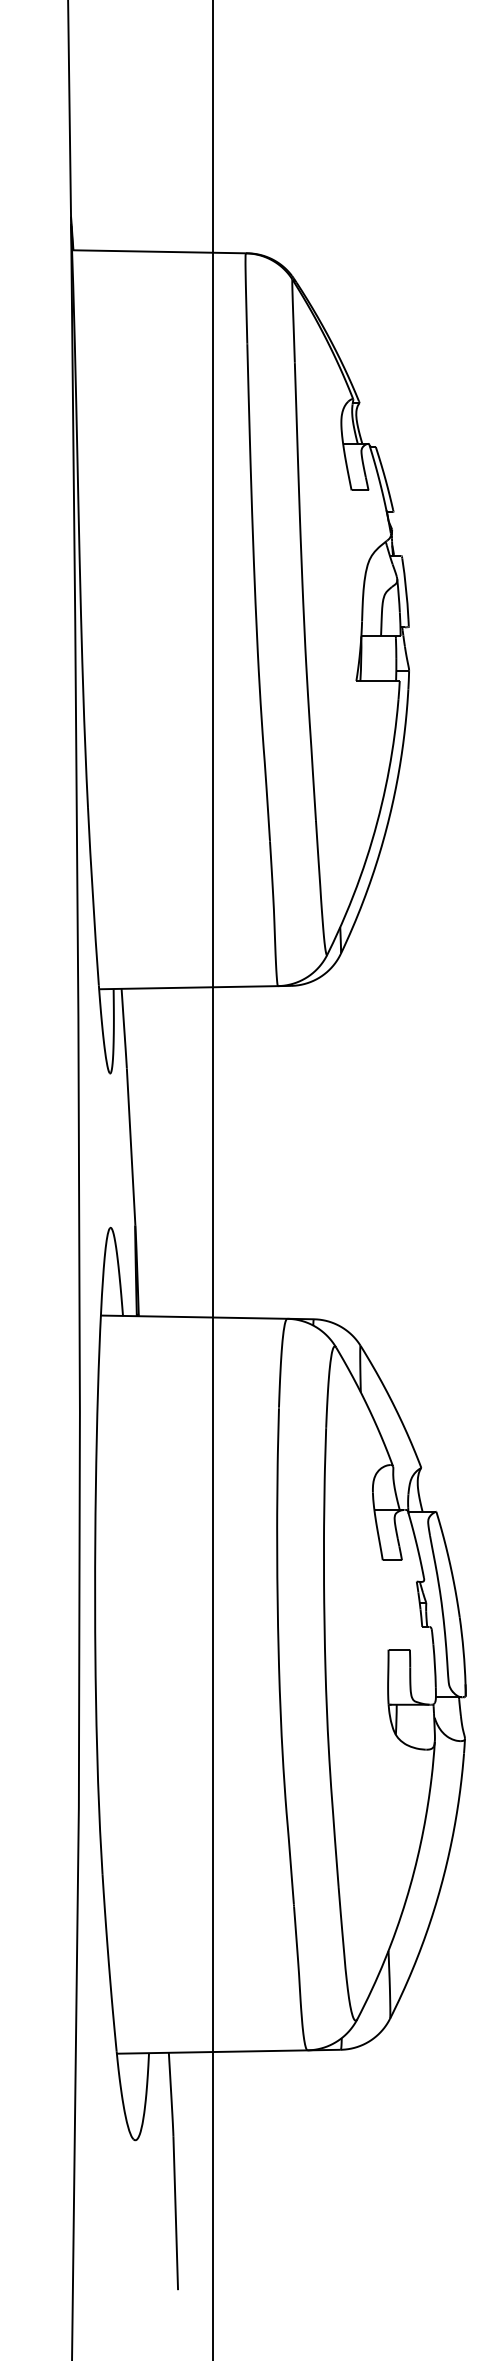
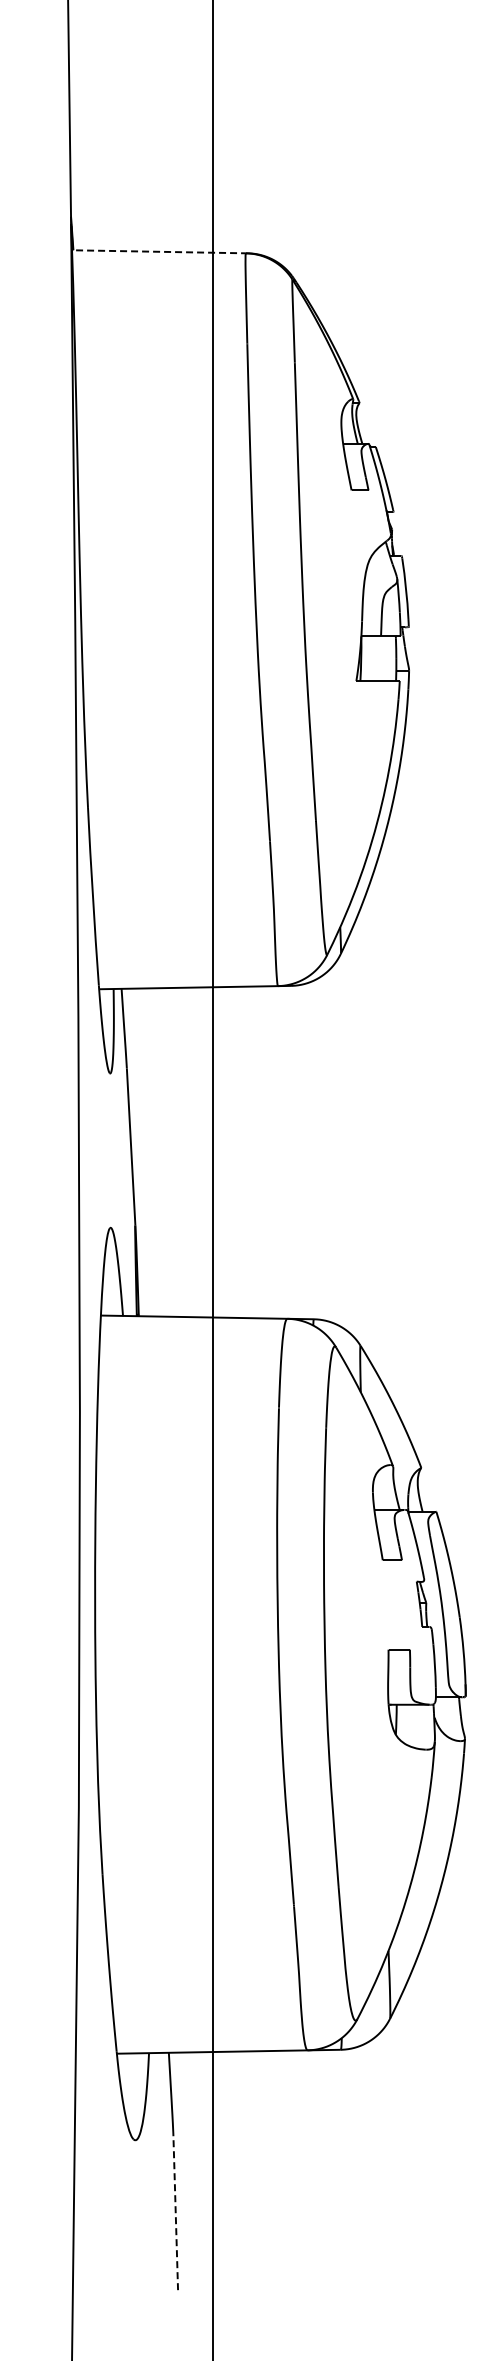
line: solid -> dashed (160, 251)
line: solid -> dashed (175, 2212)
